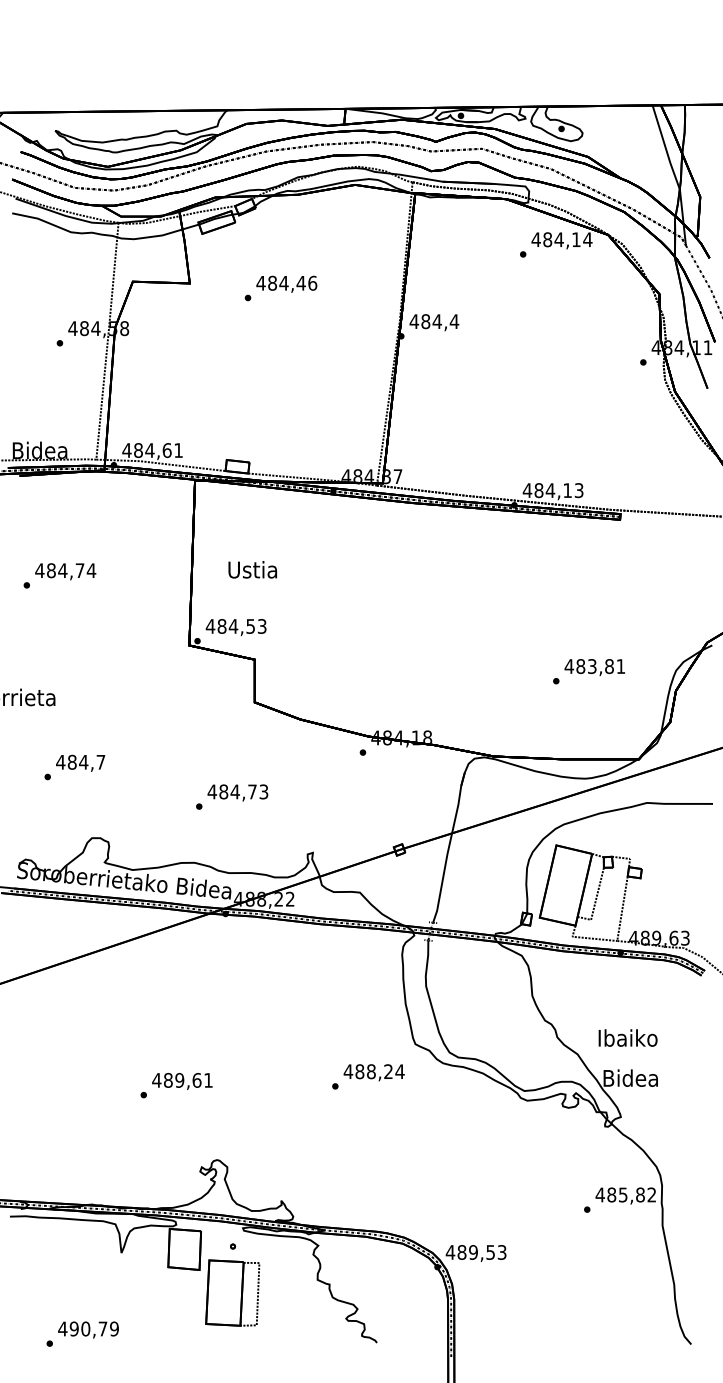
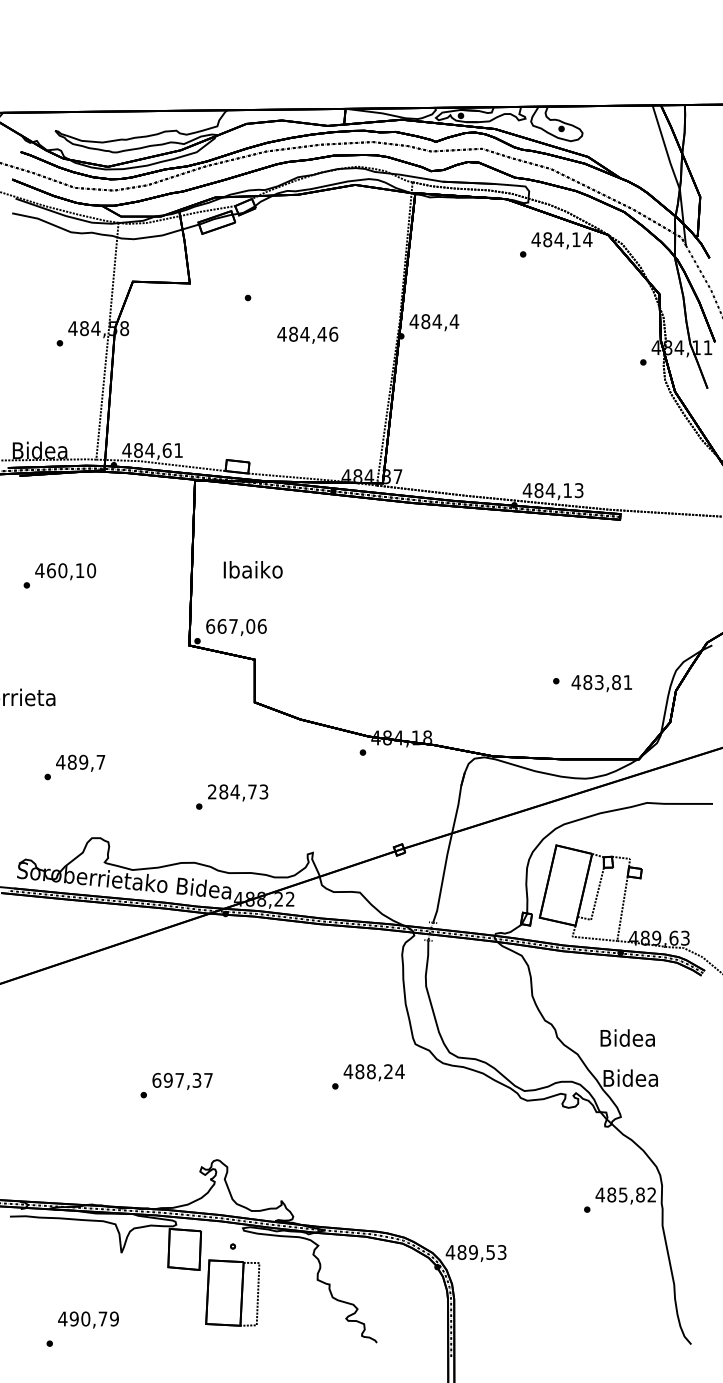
text position: (286, 283) -> (307, 334) (307, 334)
text: Ustia -> Ibaiko (252, 569)
text: 484,74 -> 460,10 (71, 570)
text: 484,53 -> 667,06 (235, 626)
text position: (594, 667) -> (601, 683) (601, 683)
text: 484,7 -> 489,7 (83, 761)
text: 484,73 -> 284,73 (211, 791)
text: Ibaiko -> Bidea (627, 1037)
text: 489,61 -> 697,37 (182, 1079)
text position: (88, 1329) -> (88, 1319) (88, 1319)
